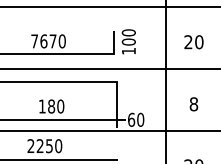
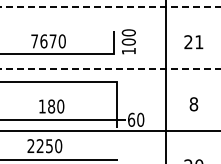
line: solid -> dashed (110, 6)
text: 20 -> 21 (199, 42)
line: solid -> dashed (110, 68)
